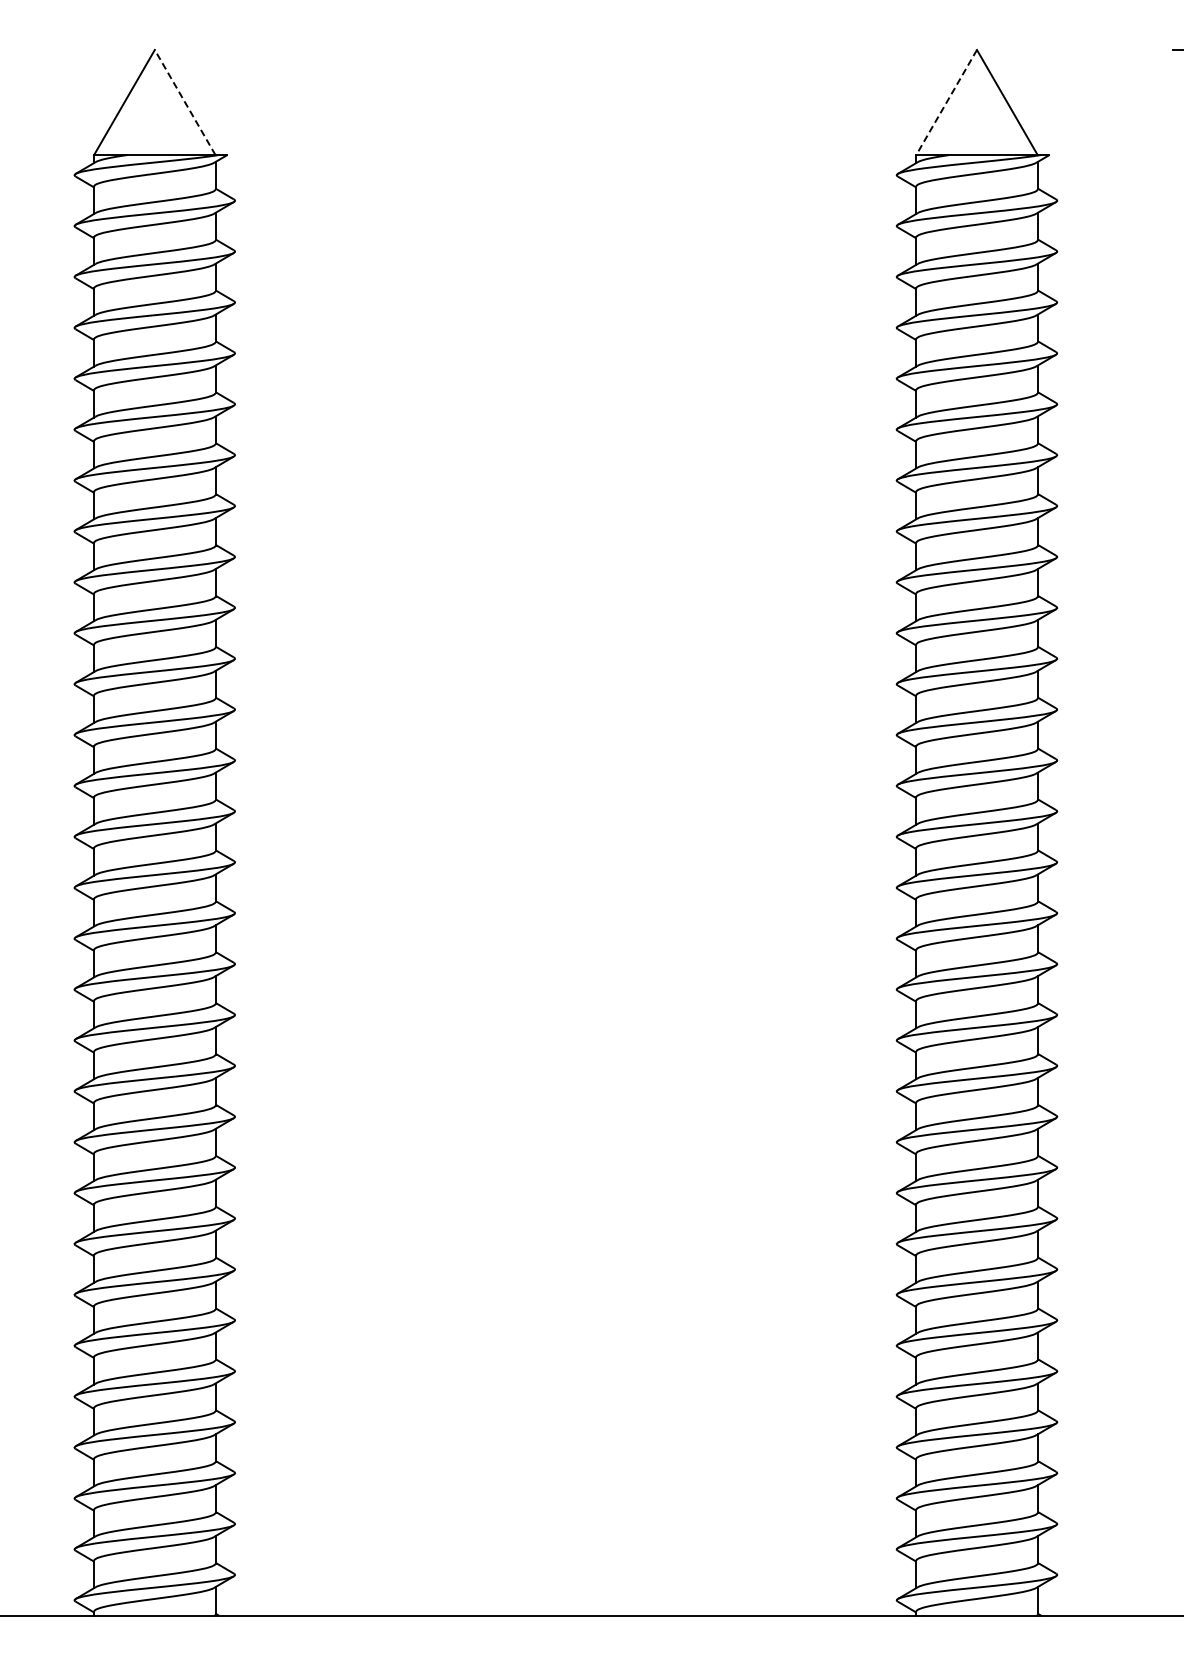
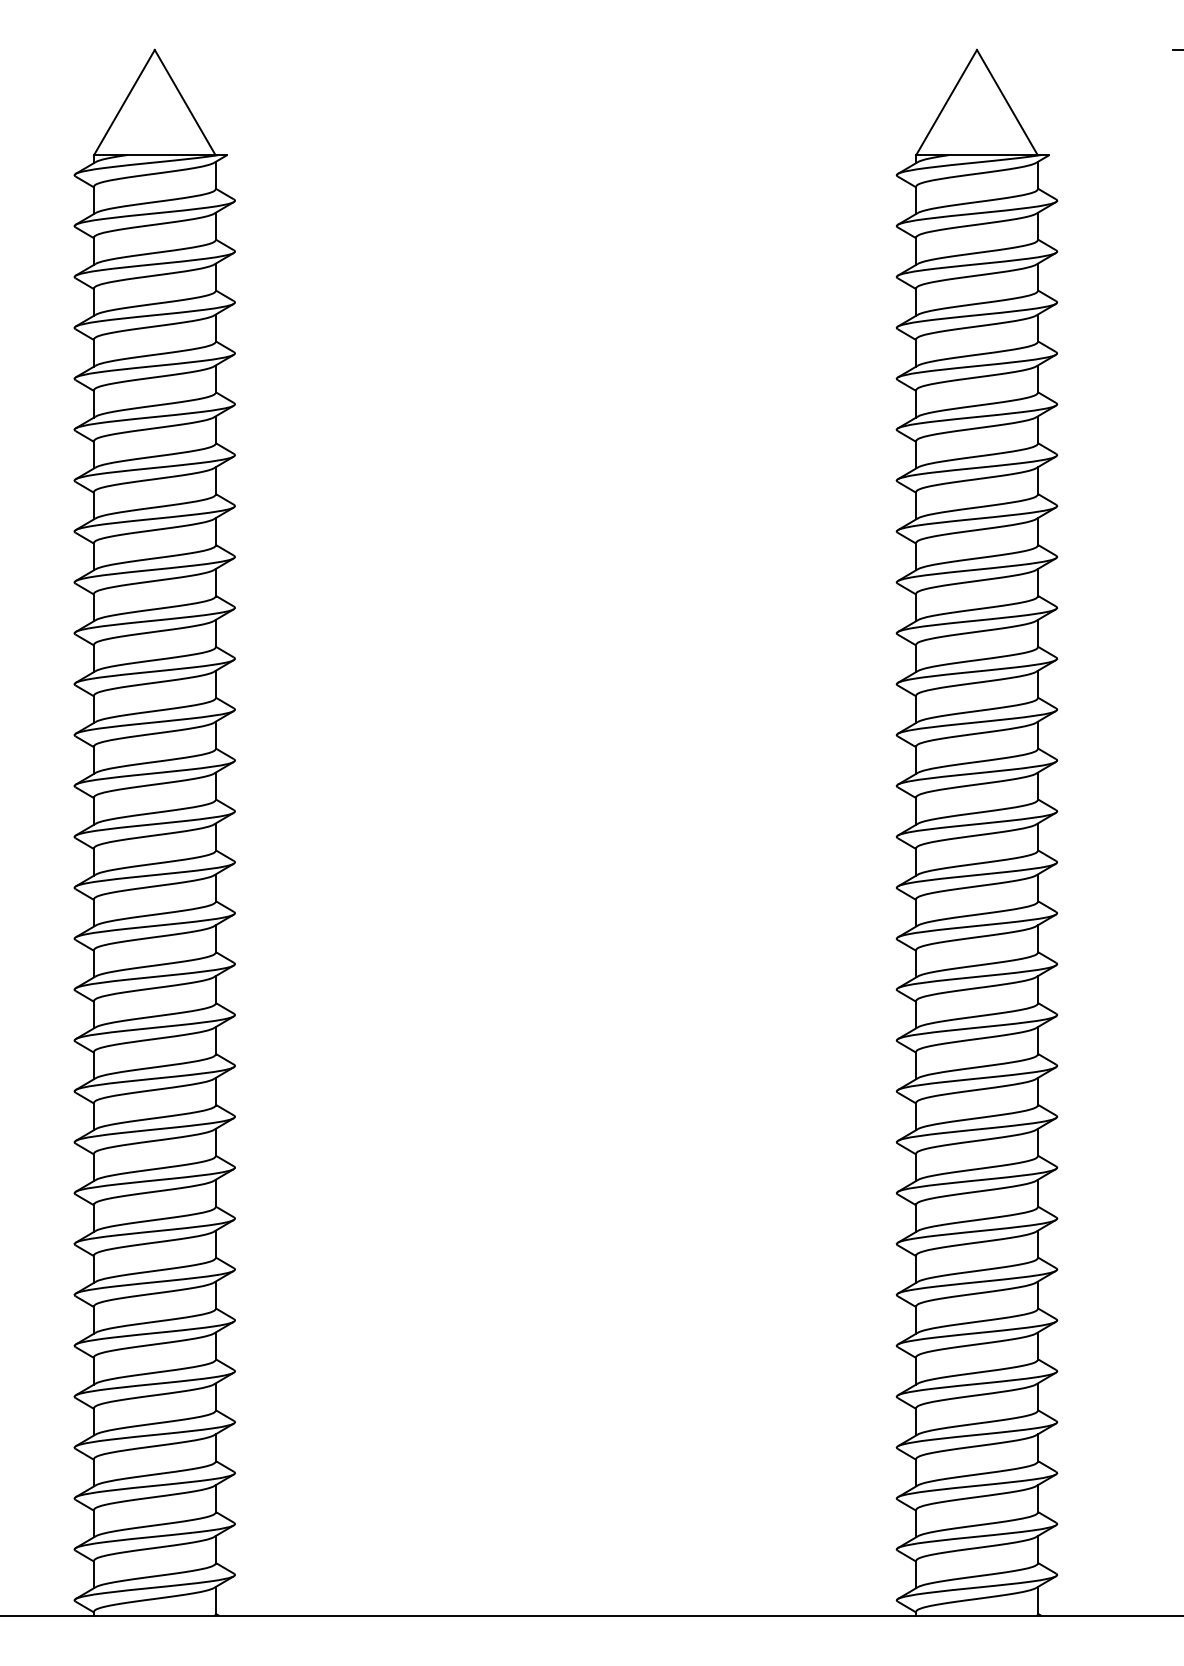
line: dashed -> solid (185, 102)
line: dashed -> solid (946, 102)
